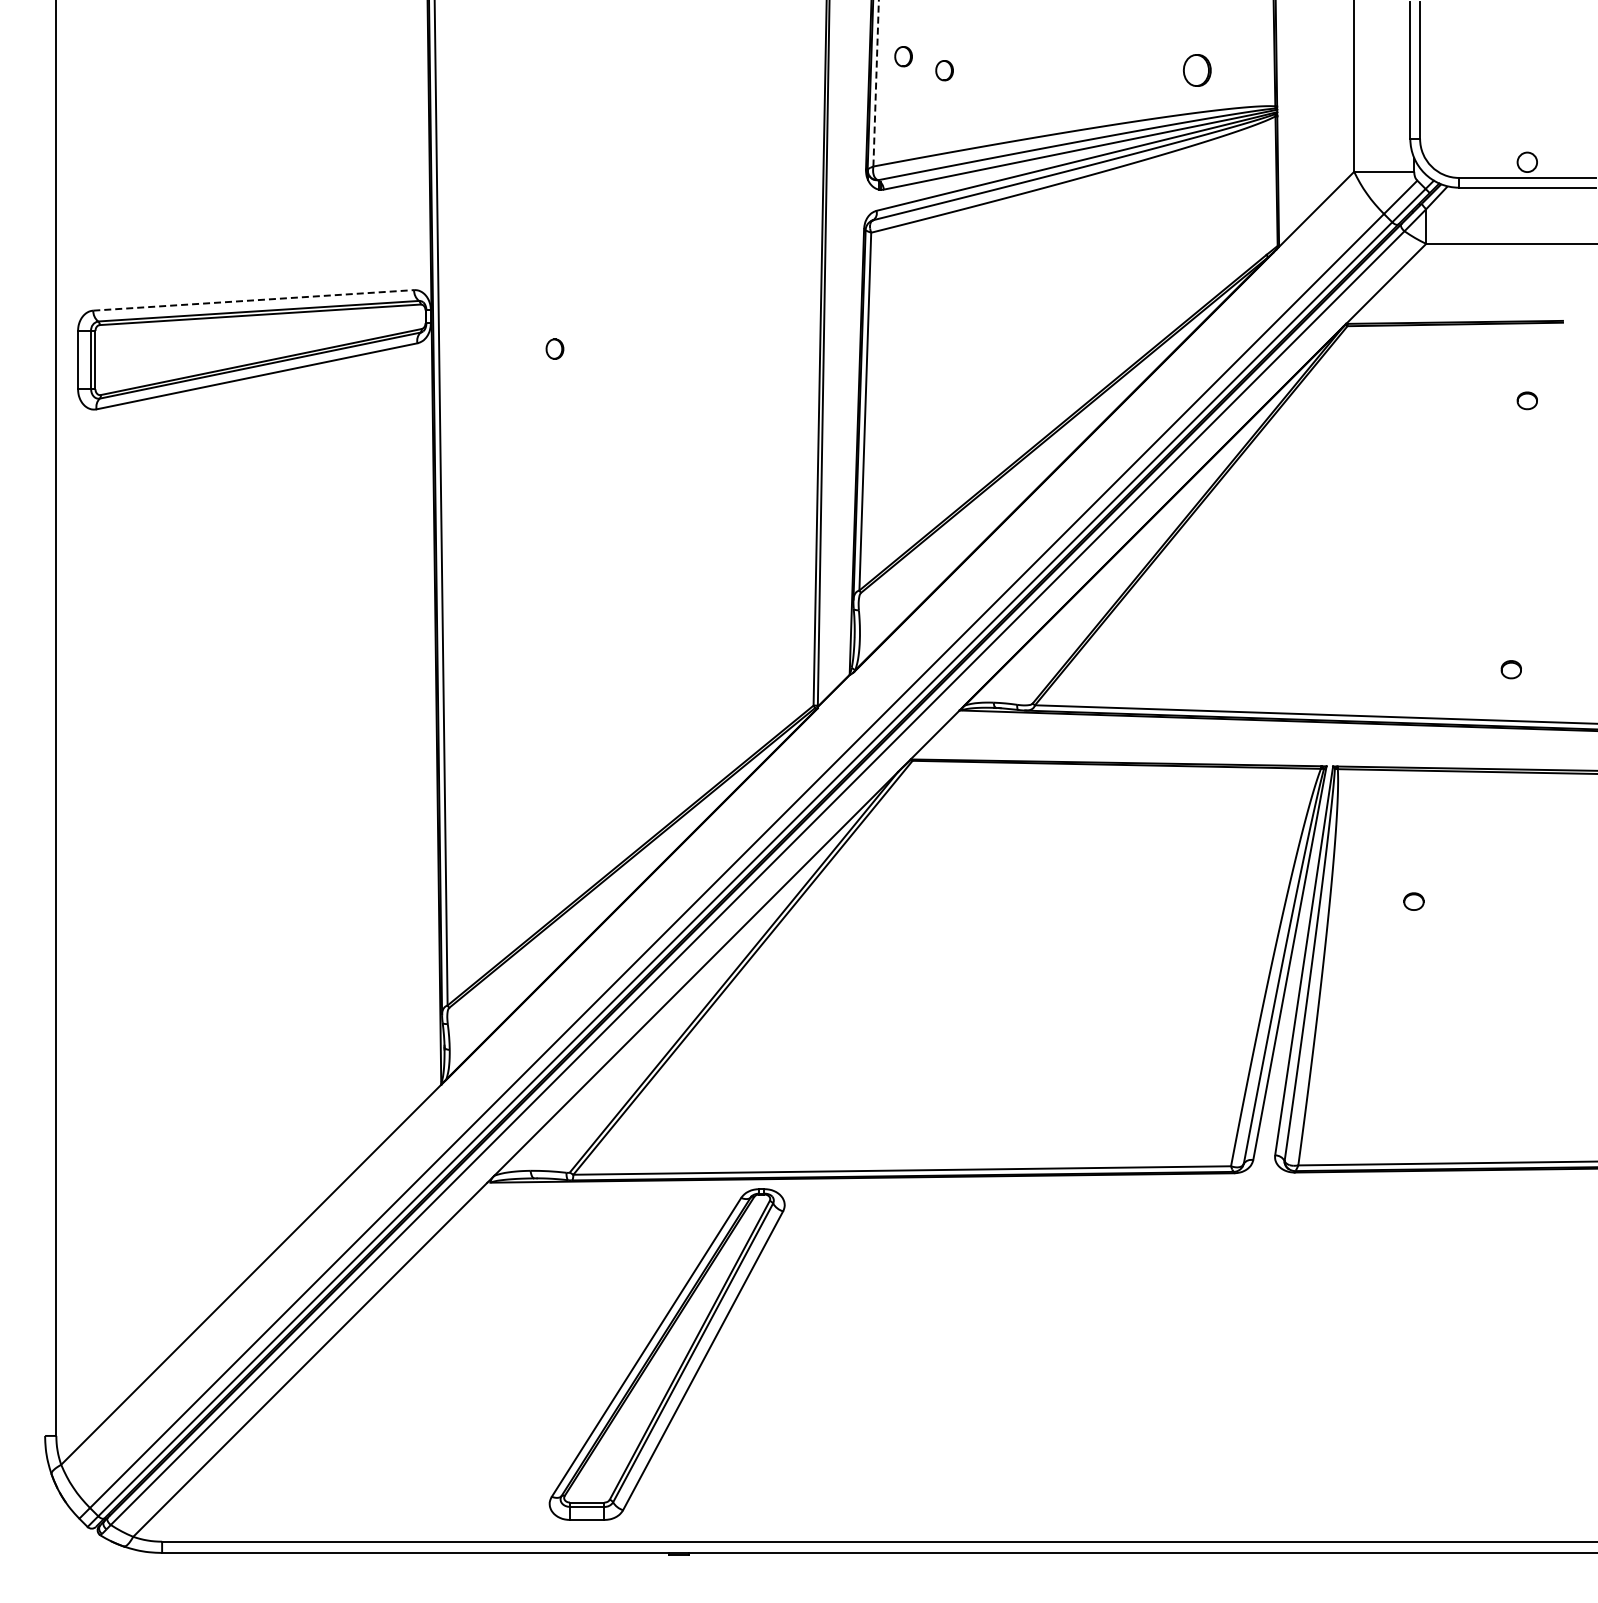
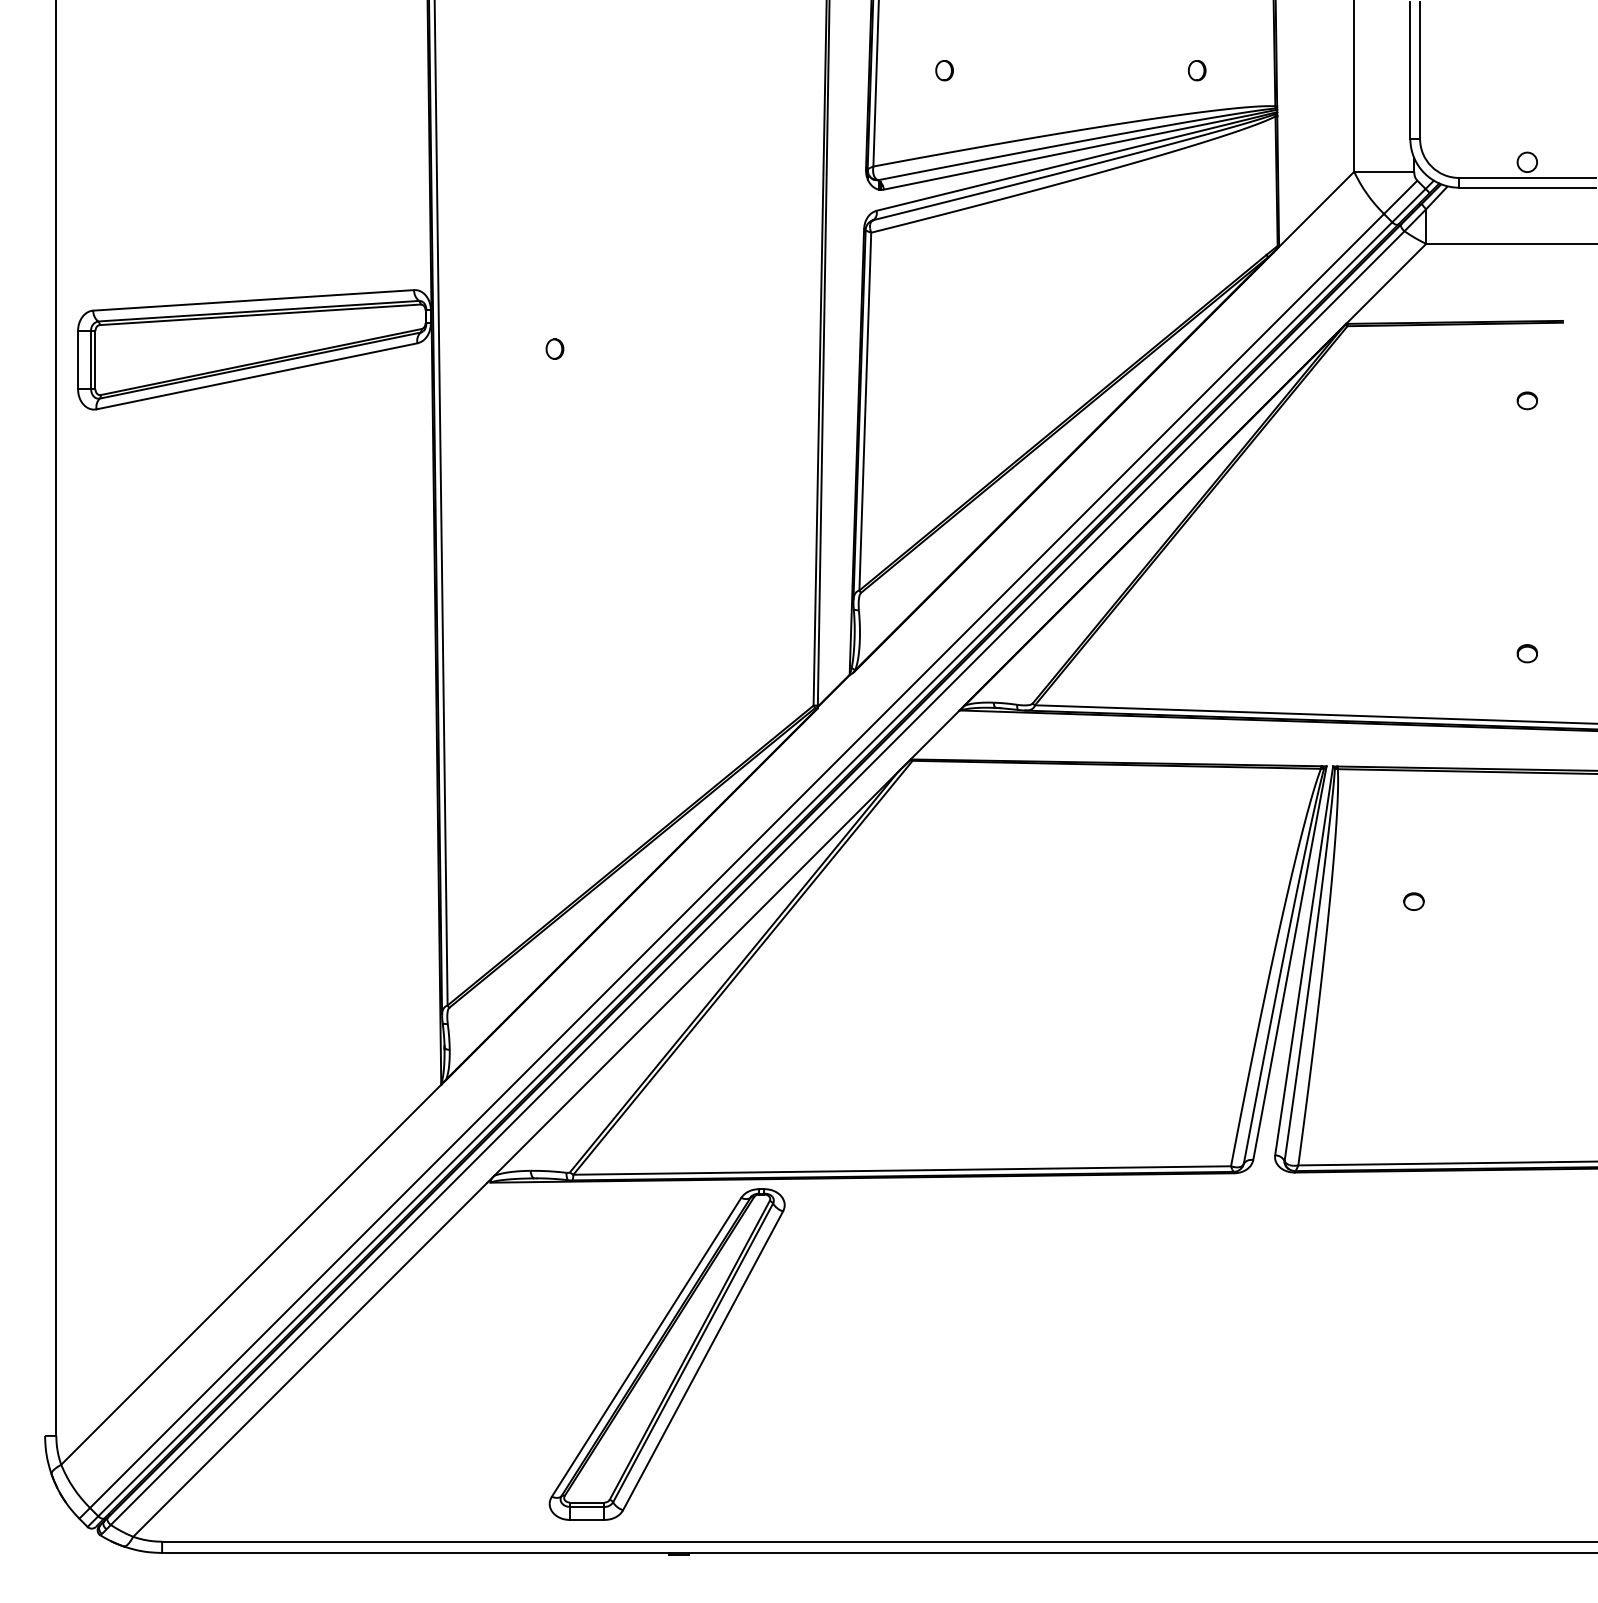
part: present -> none (903, 56)
part size: 29x33 px -> 20x22 px (1196, 70)
line: dashed -> solid (876, 83)
line: dashed -> solid (253, 300)
part position: (1510, 669) -> (1526, 653) (1526, 653)
